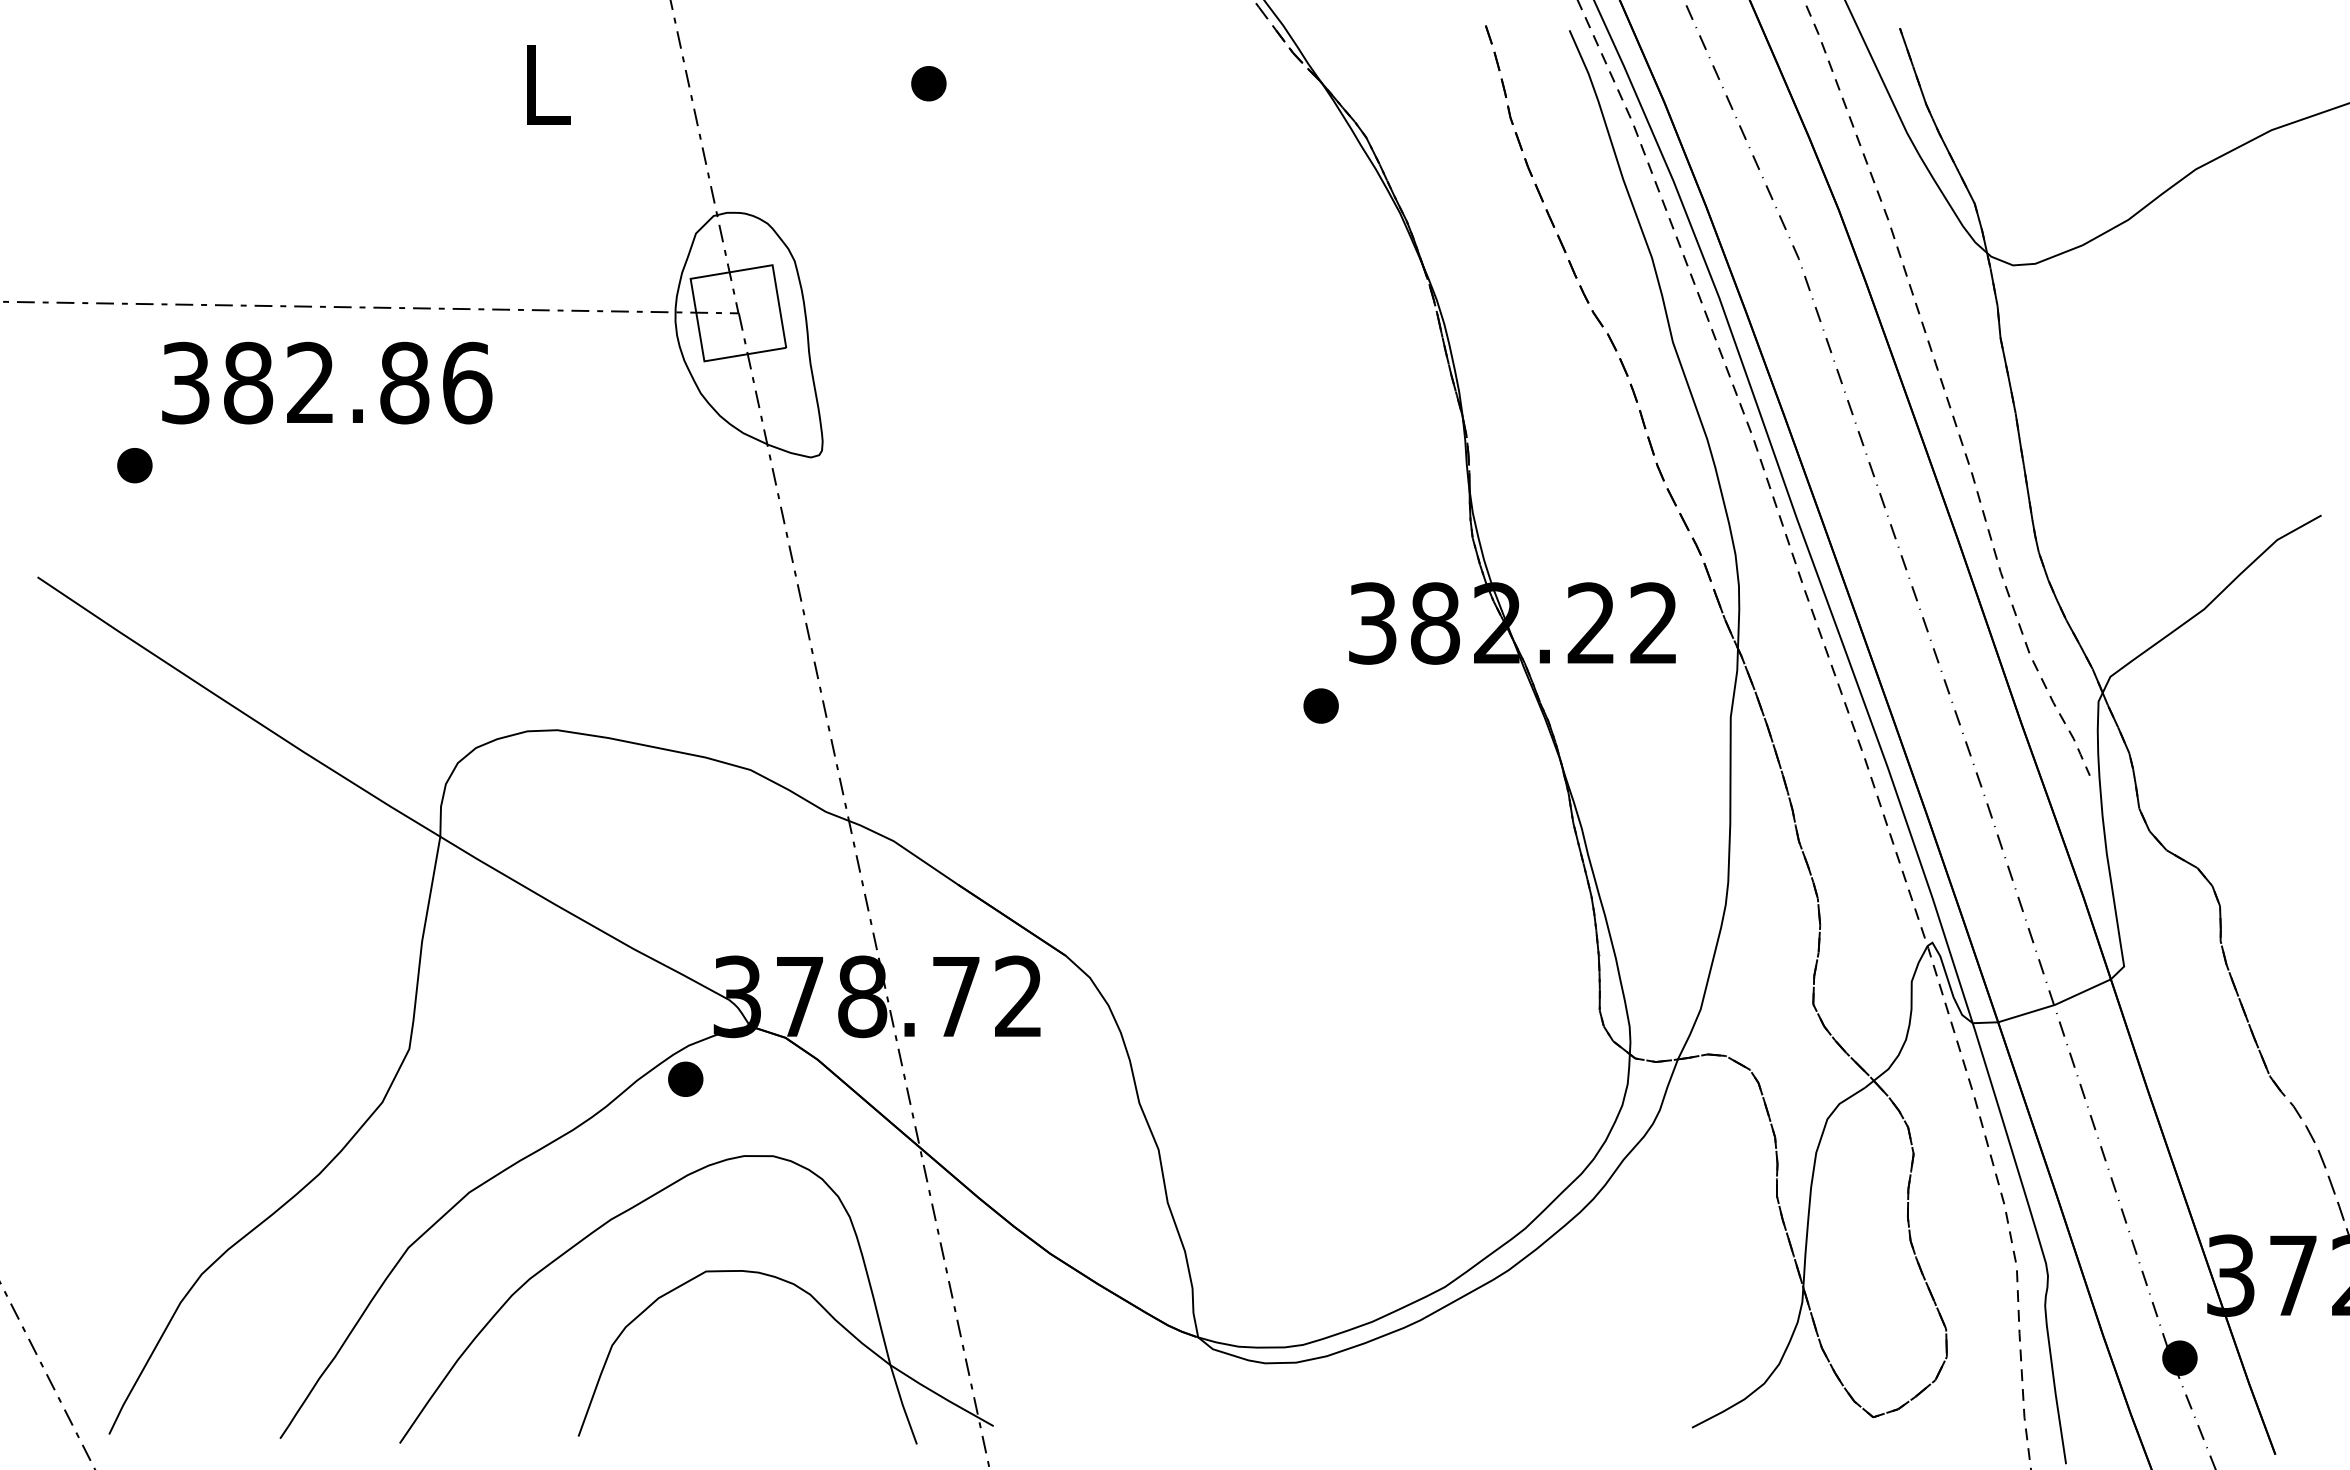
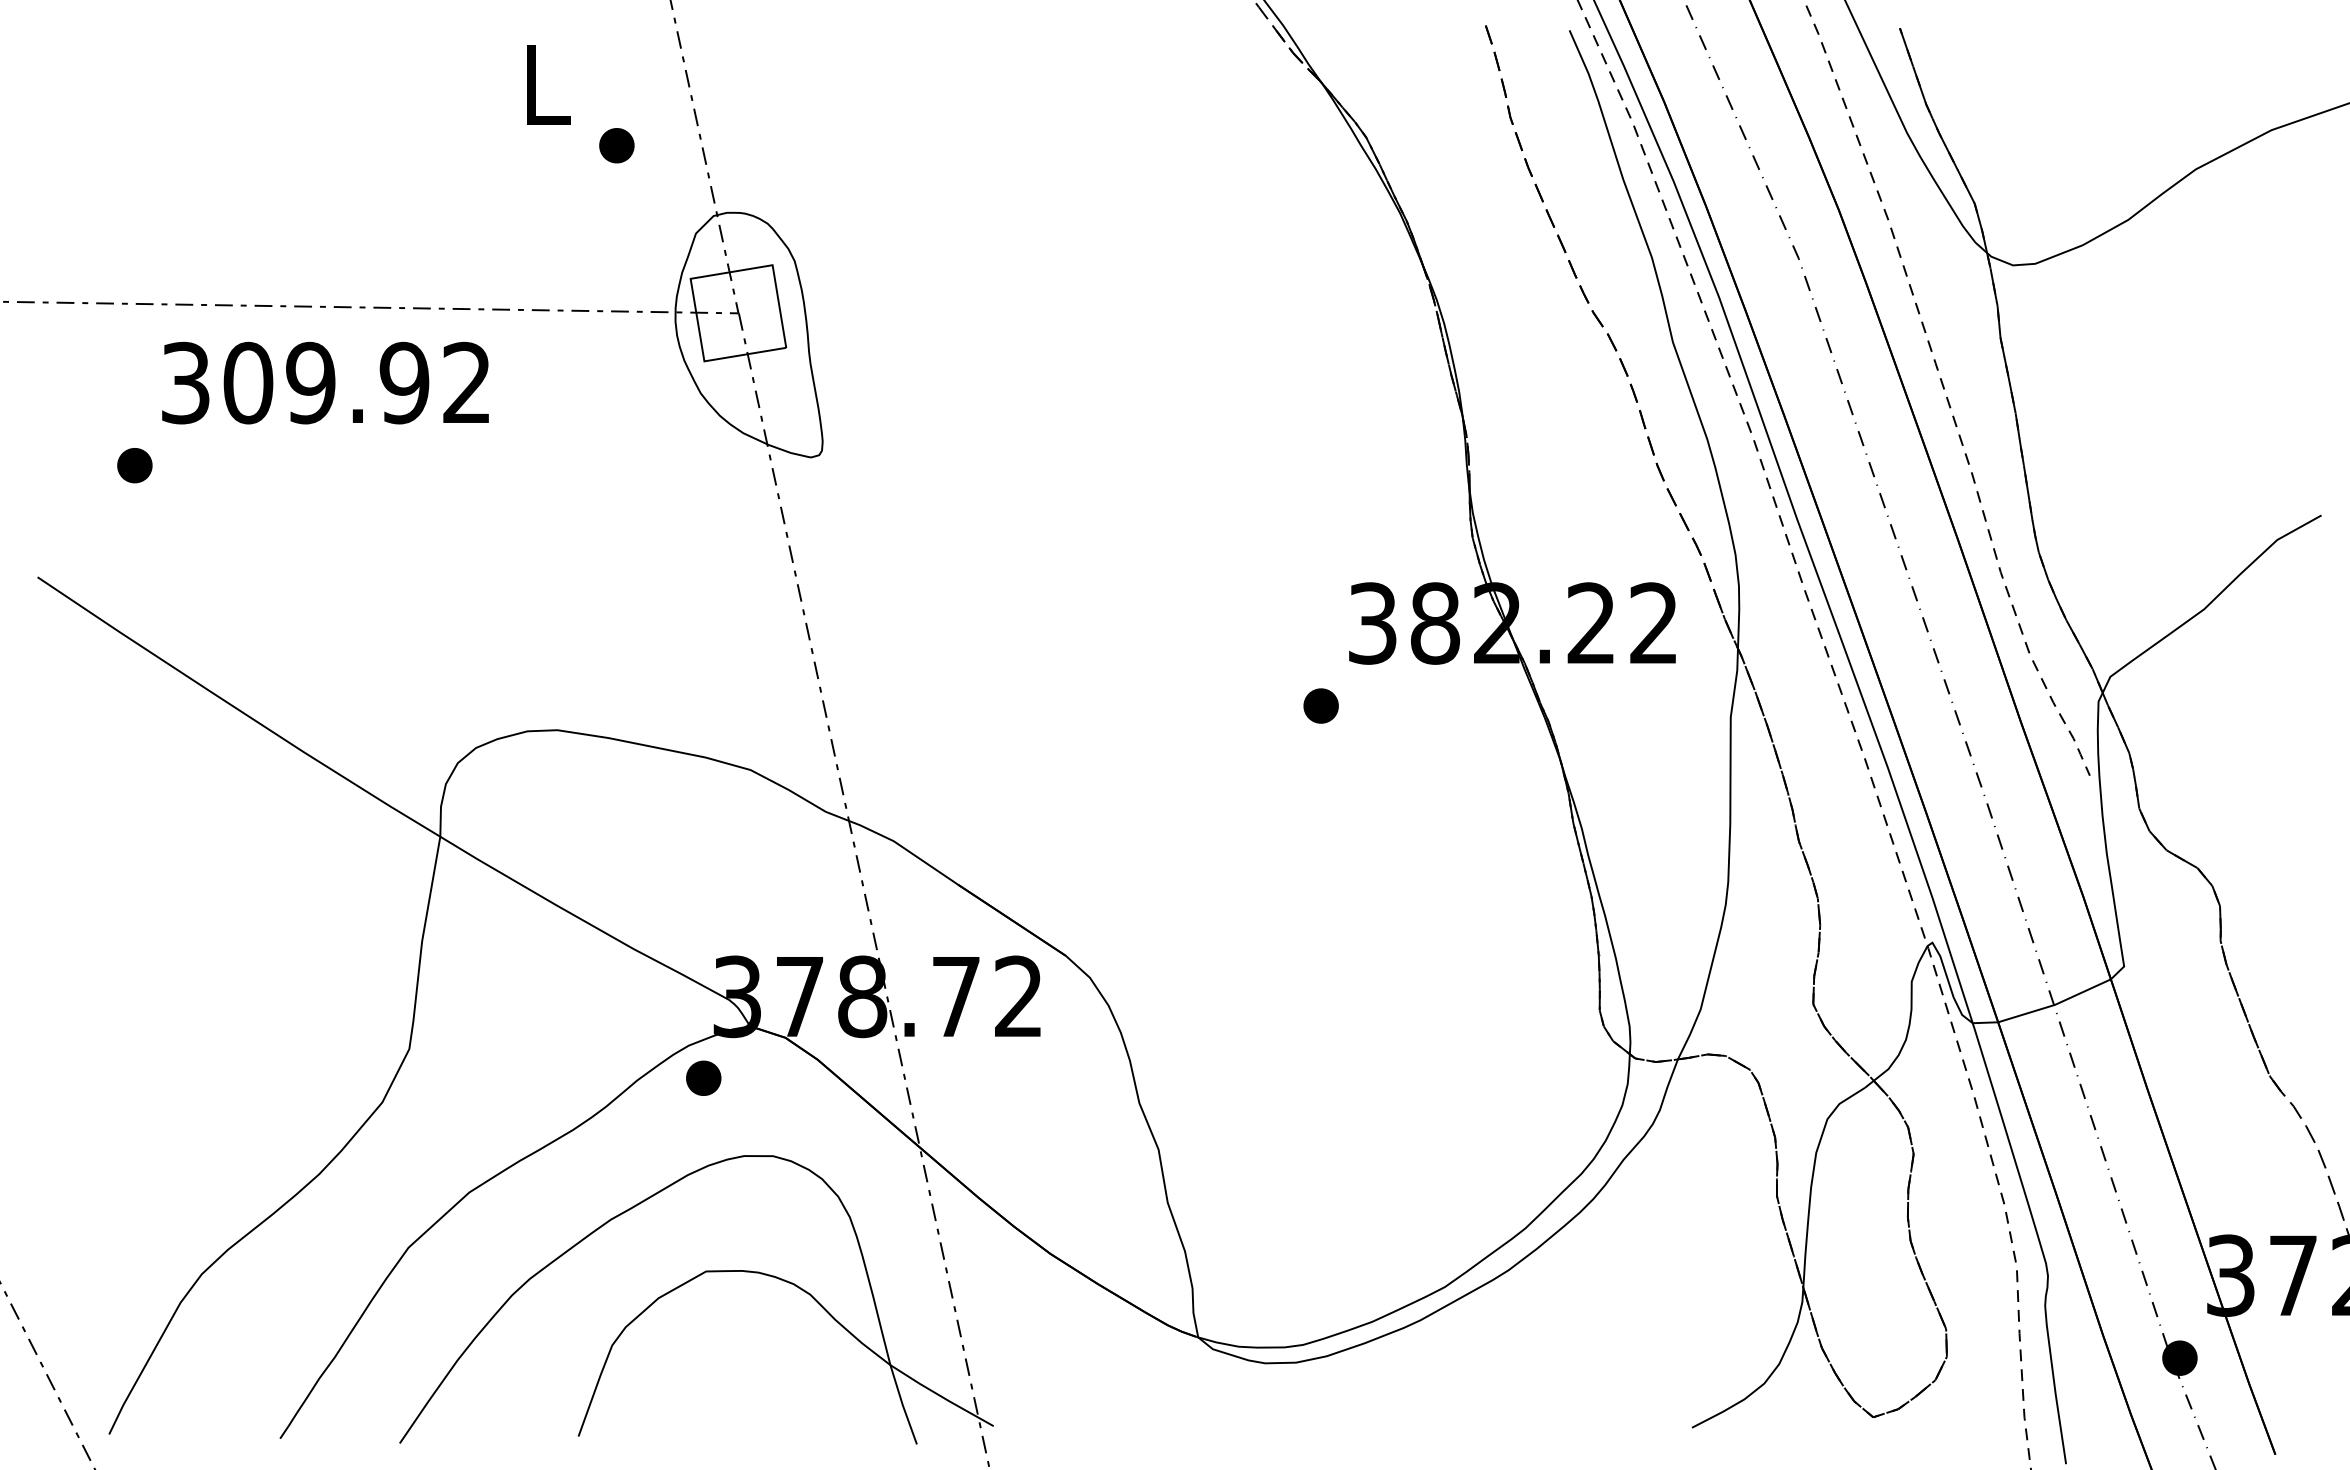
part position: (928, 83) -> (616, 145) (616, 145)
text: 382.86 -> 309.92 (357, 382)
part position: (685, 1078) -> (703, 1077) (703, 1077)
